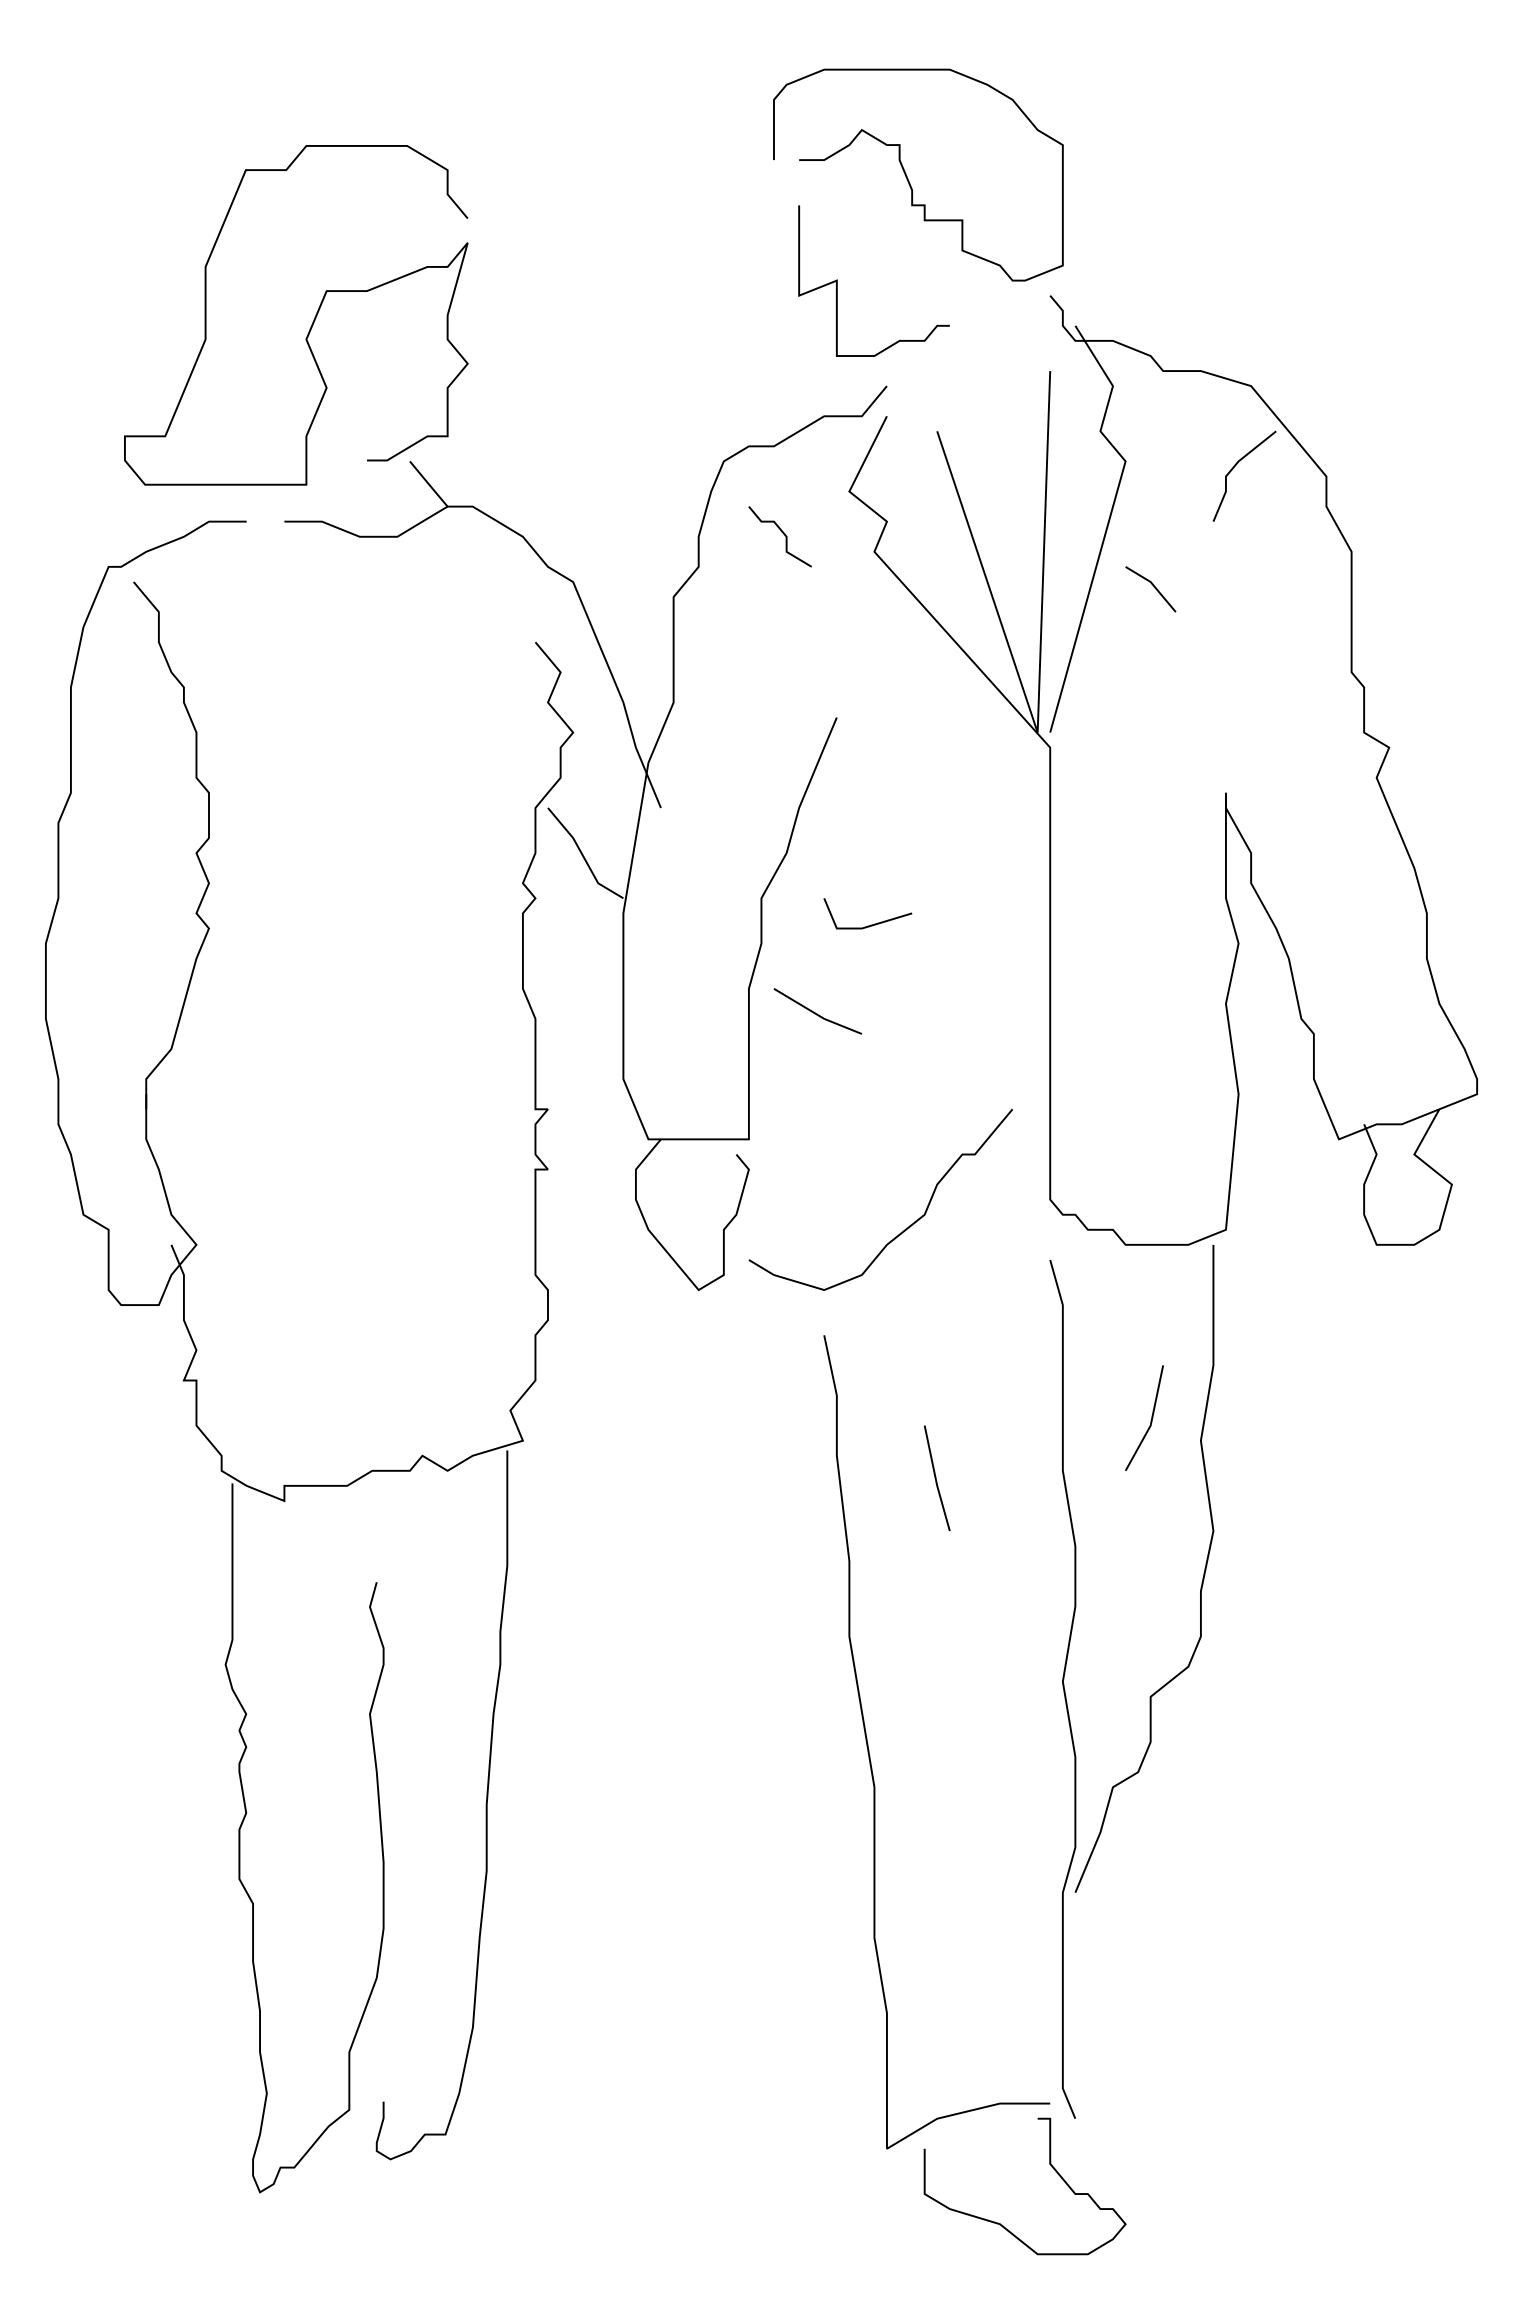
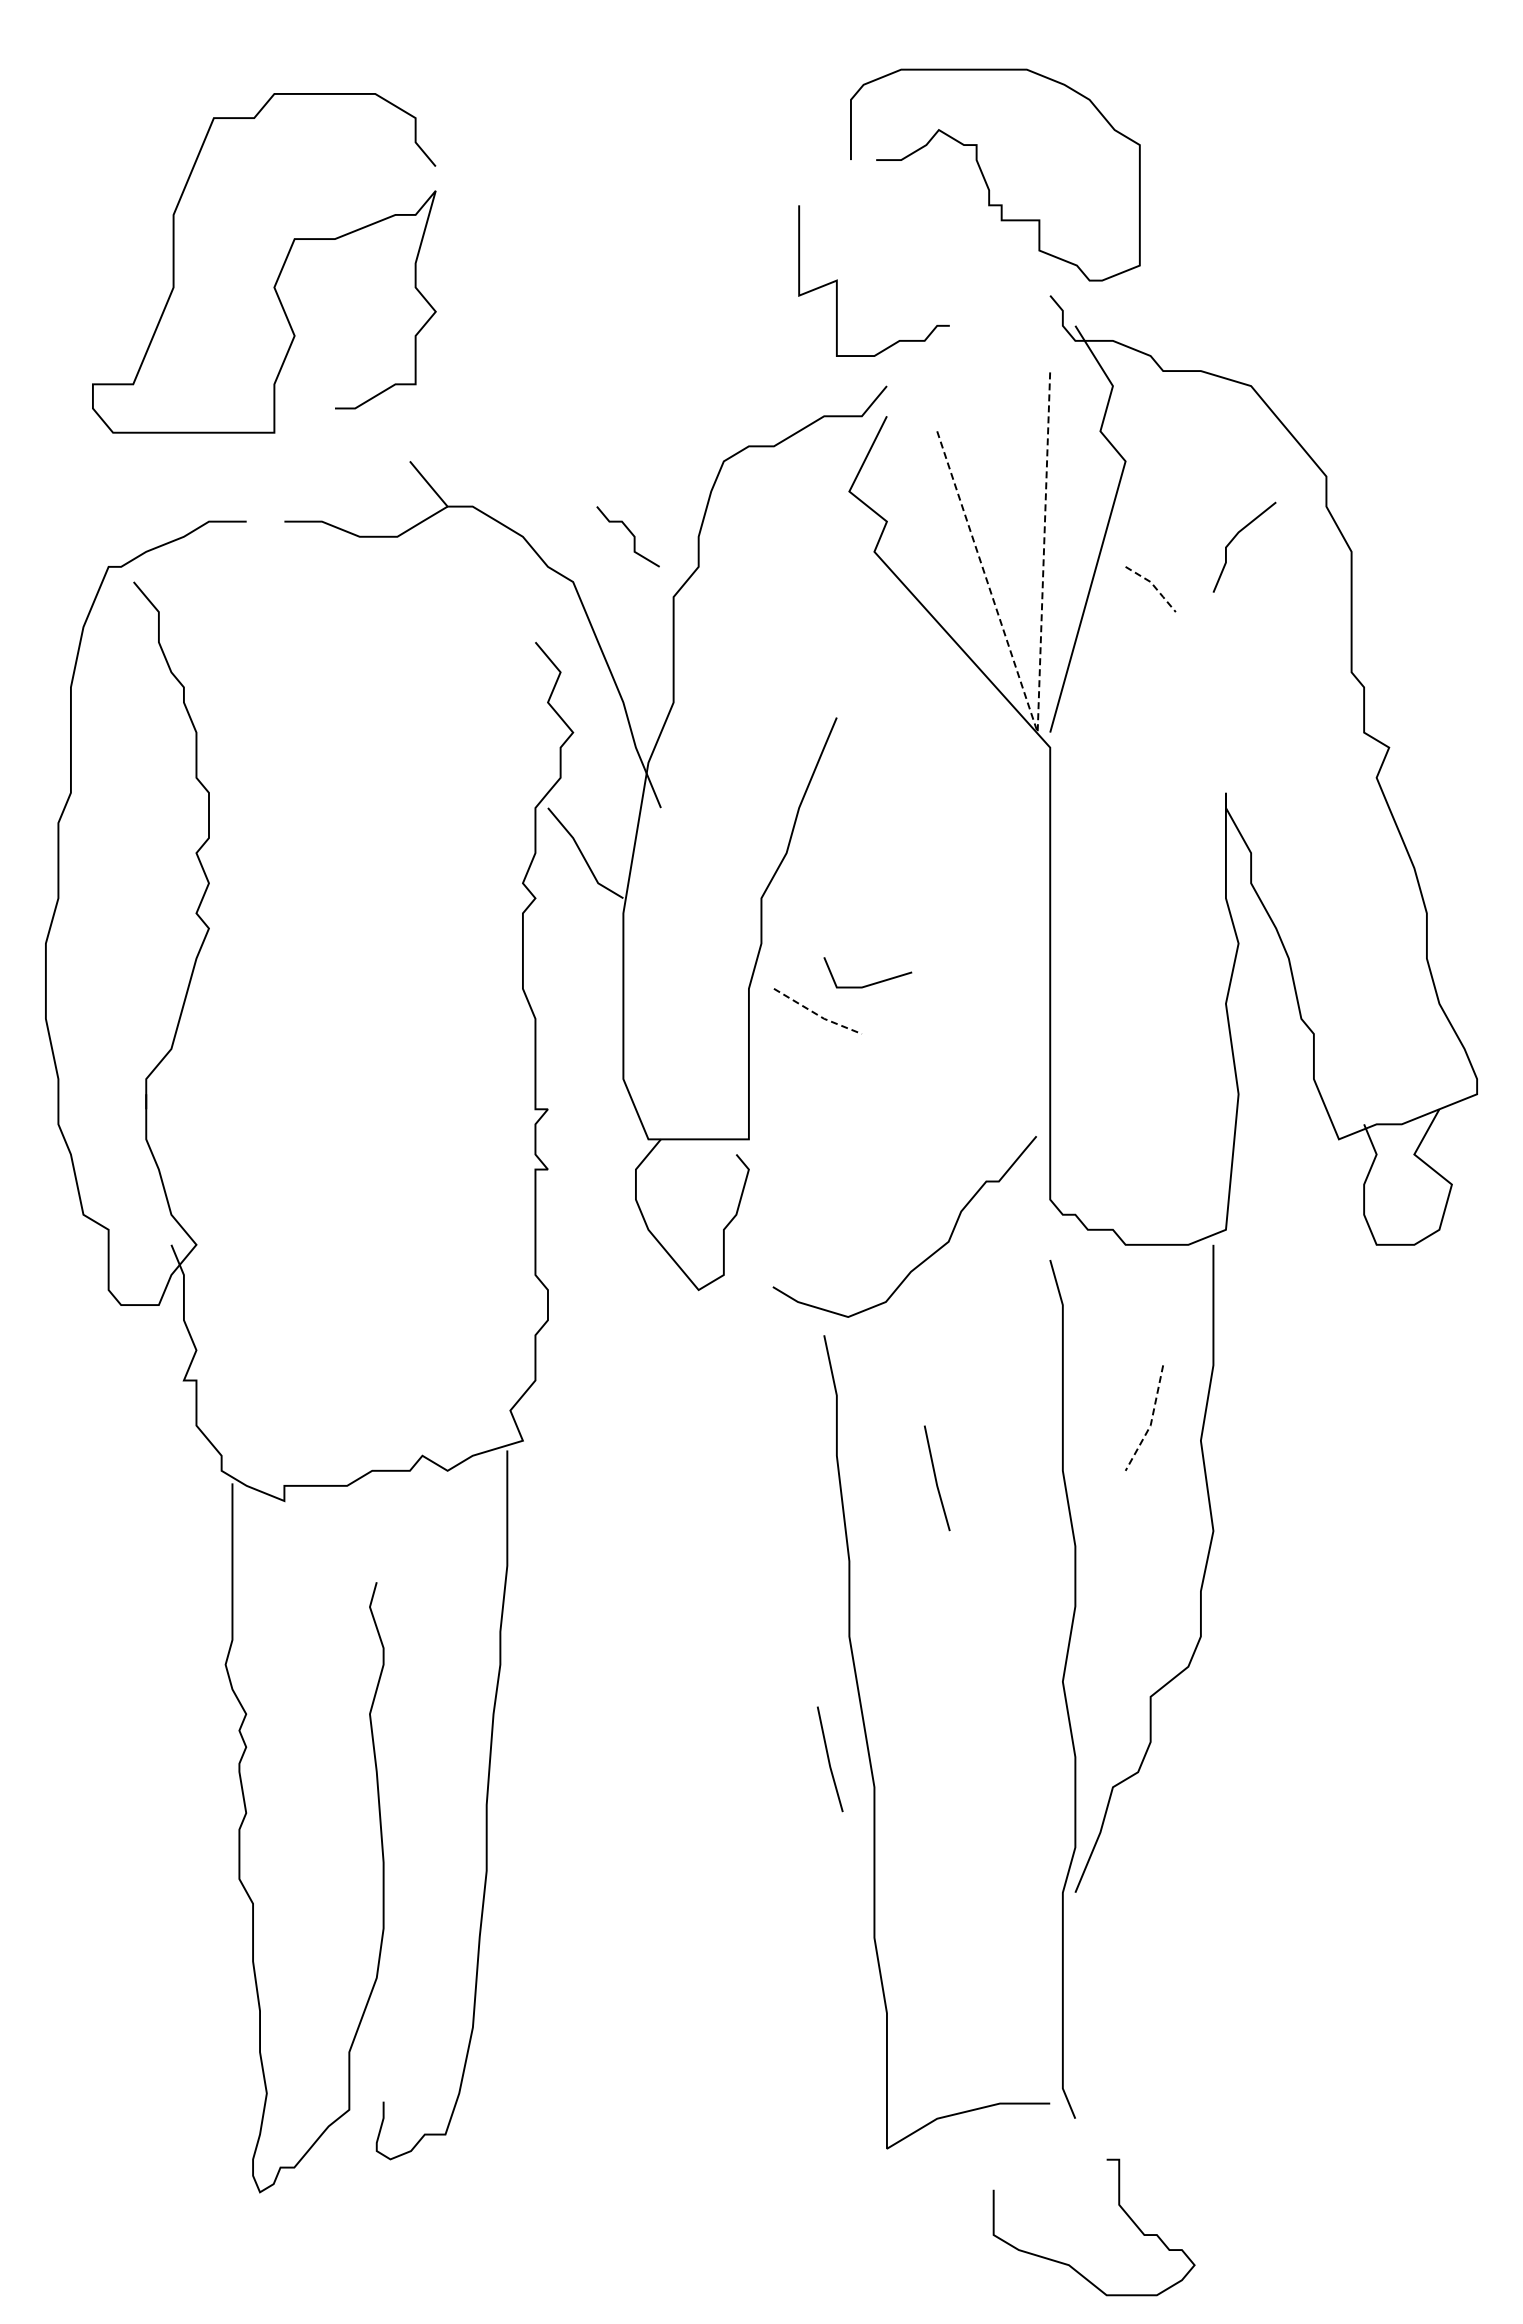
curve position: (908, 178) -> (985, 178) (985, 178)
curve position: (313, 319) -> (281, 267) (281, 267)
line position: (1233, 469) -> (1233, 540) (1233, 540)
curve position: (782, 533) -> (630, 533) (630, 533)
line: solid -> dashed (1153, 585)
line: solid -> dashed (1038, 710)
line position: (871, 924) -> (871, 983) (871, 983)
line: solid -> dashed (817, 1014)
curve position: (905, 1228) -> (929, 1255) (929, 1255)
line: solid -> dashed (1151, 1421)
line: none -> present (829, 1759)
curve position: (1052, 2168) -> (1121, 2209) (1121, 2209)
